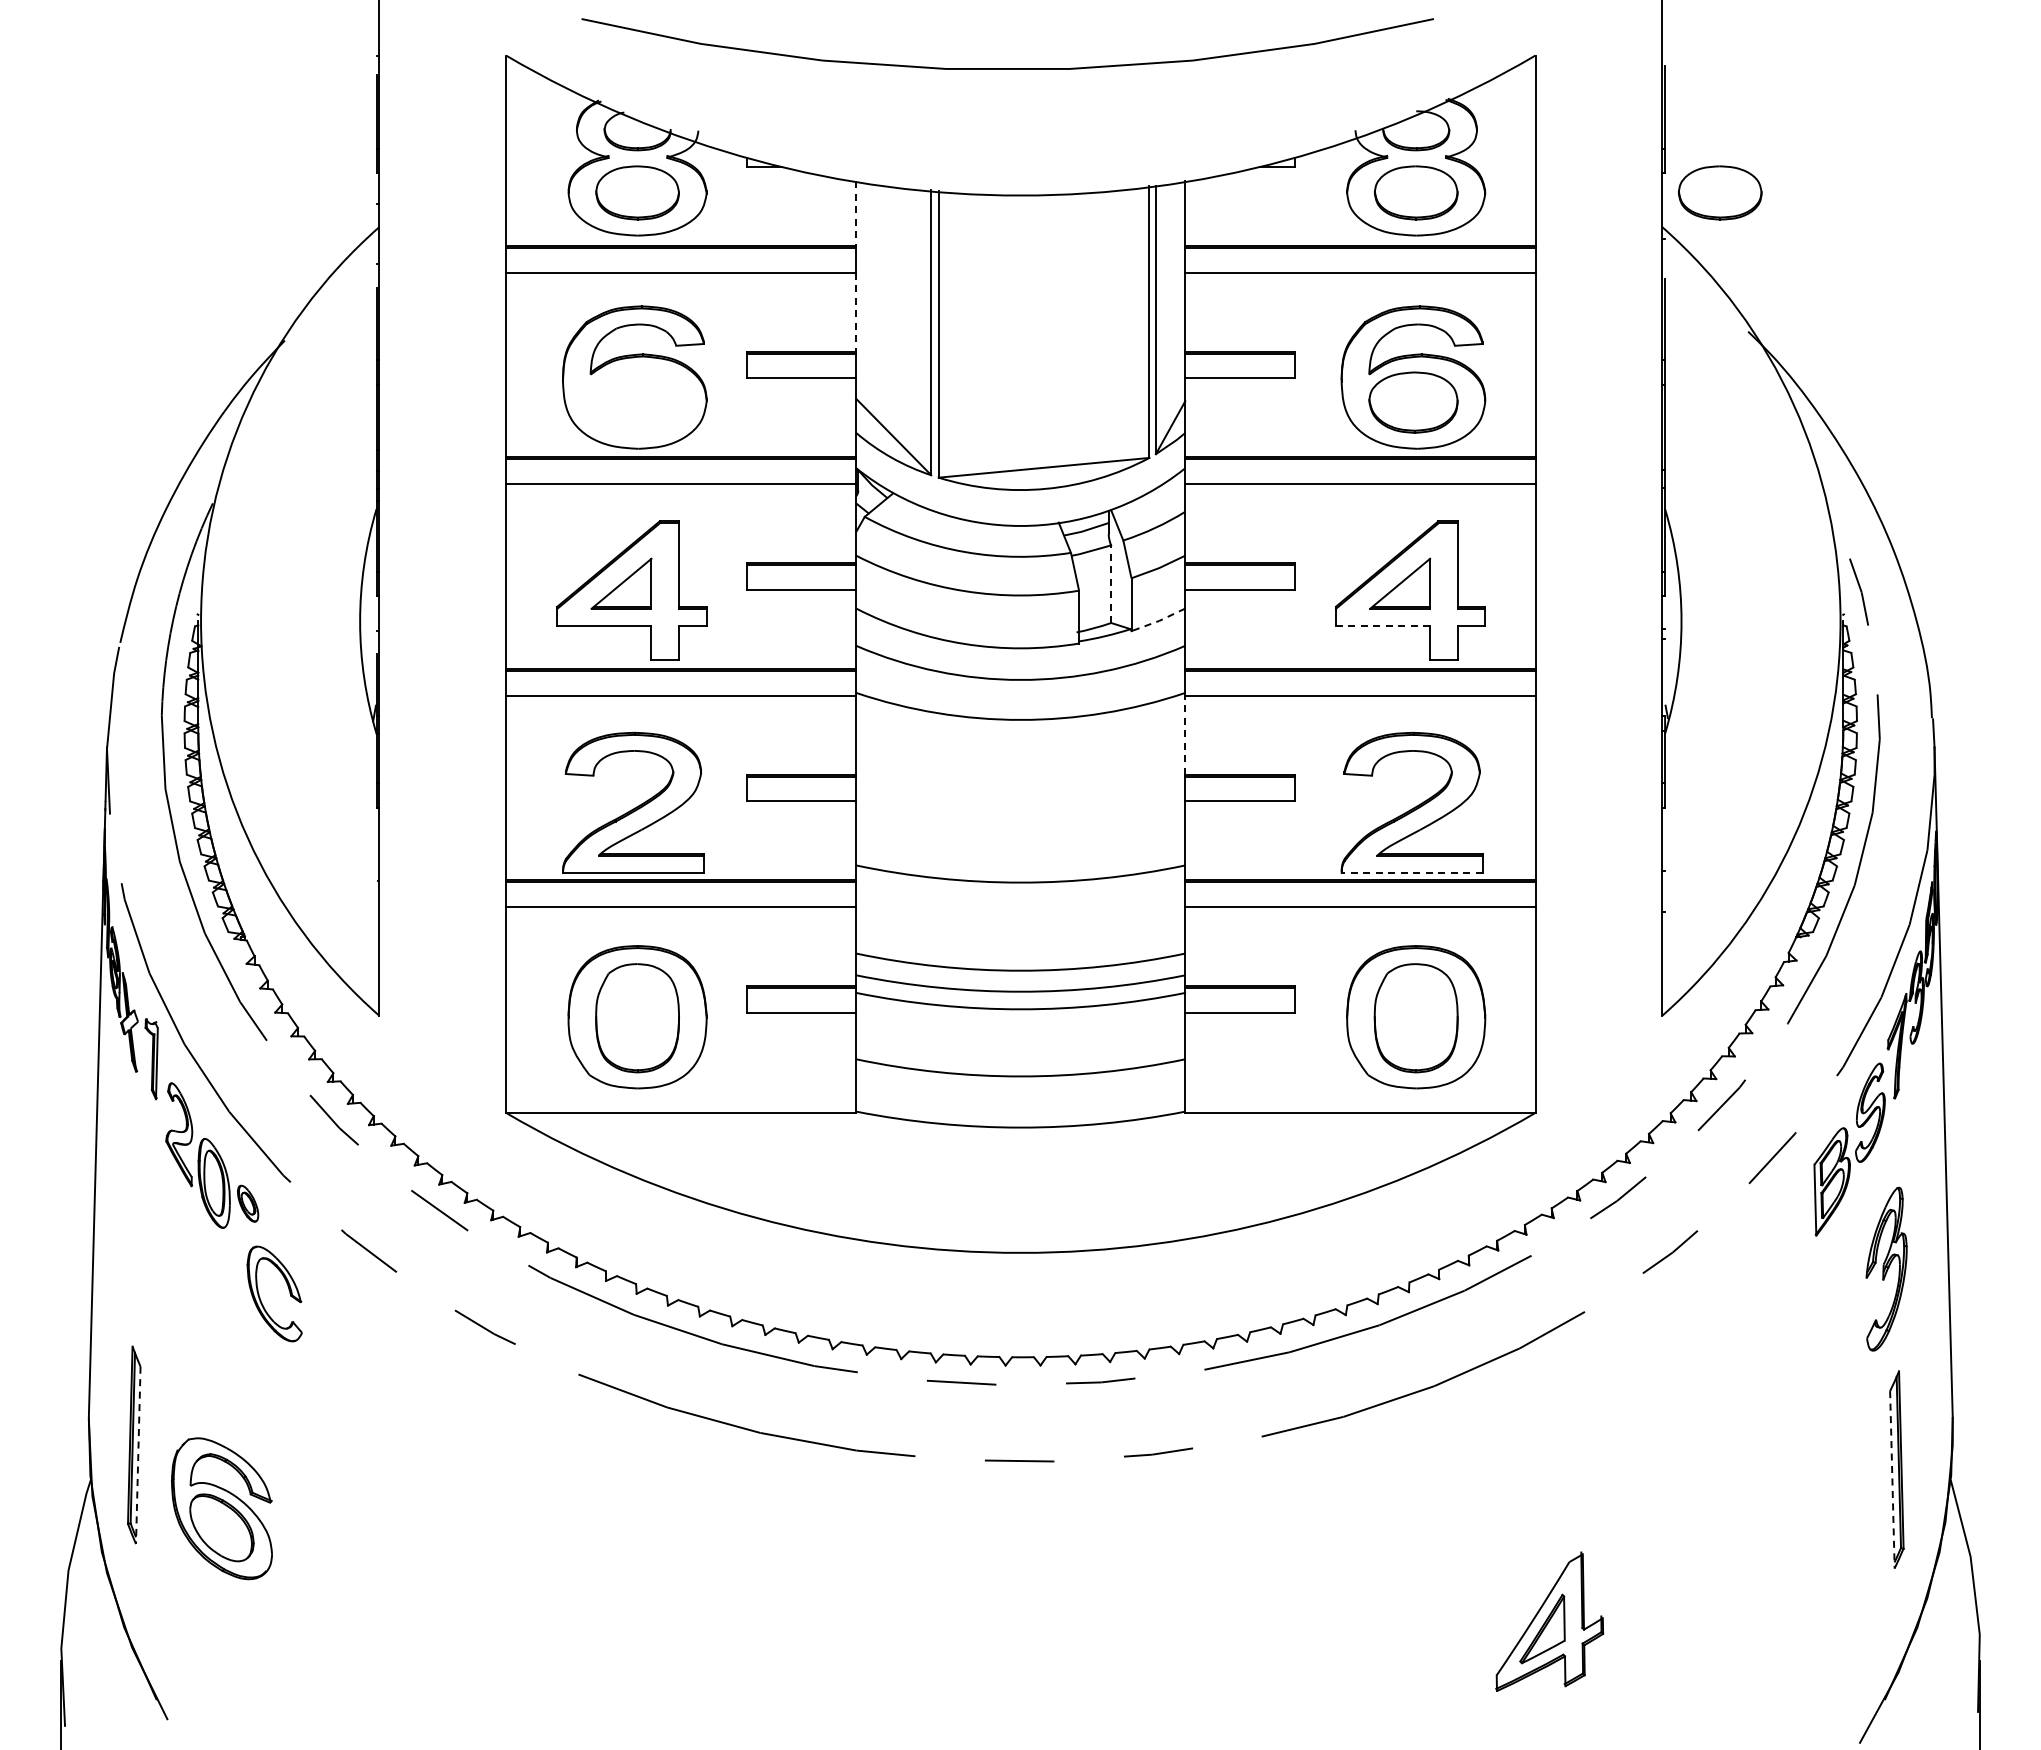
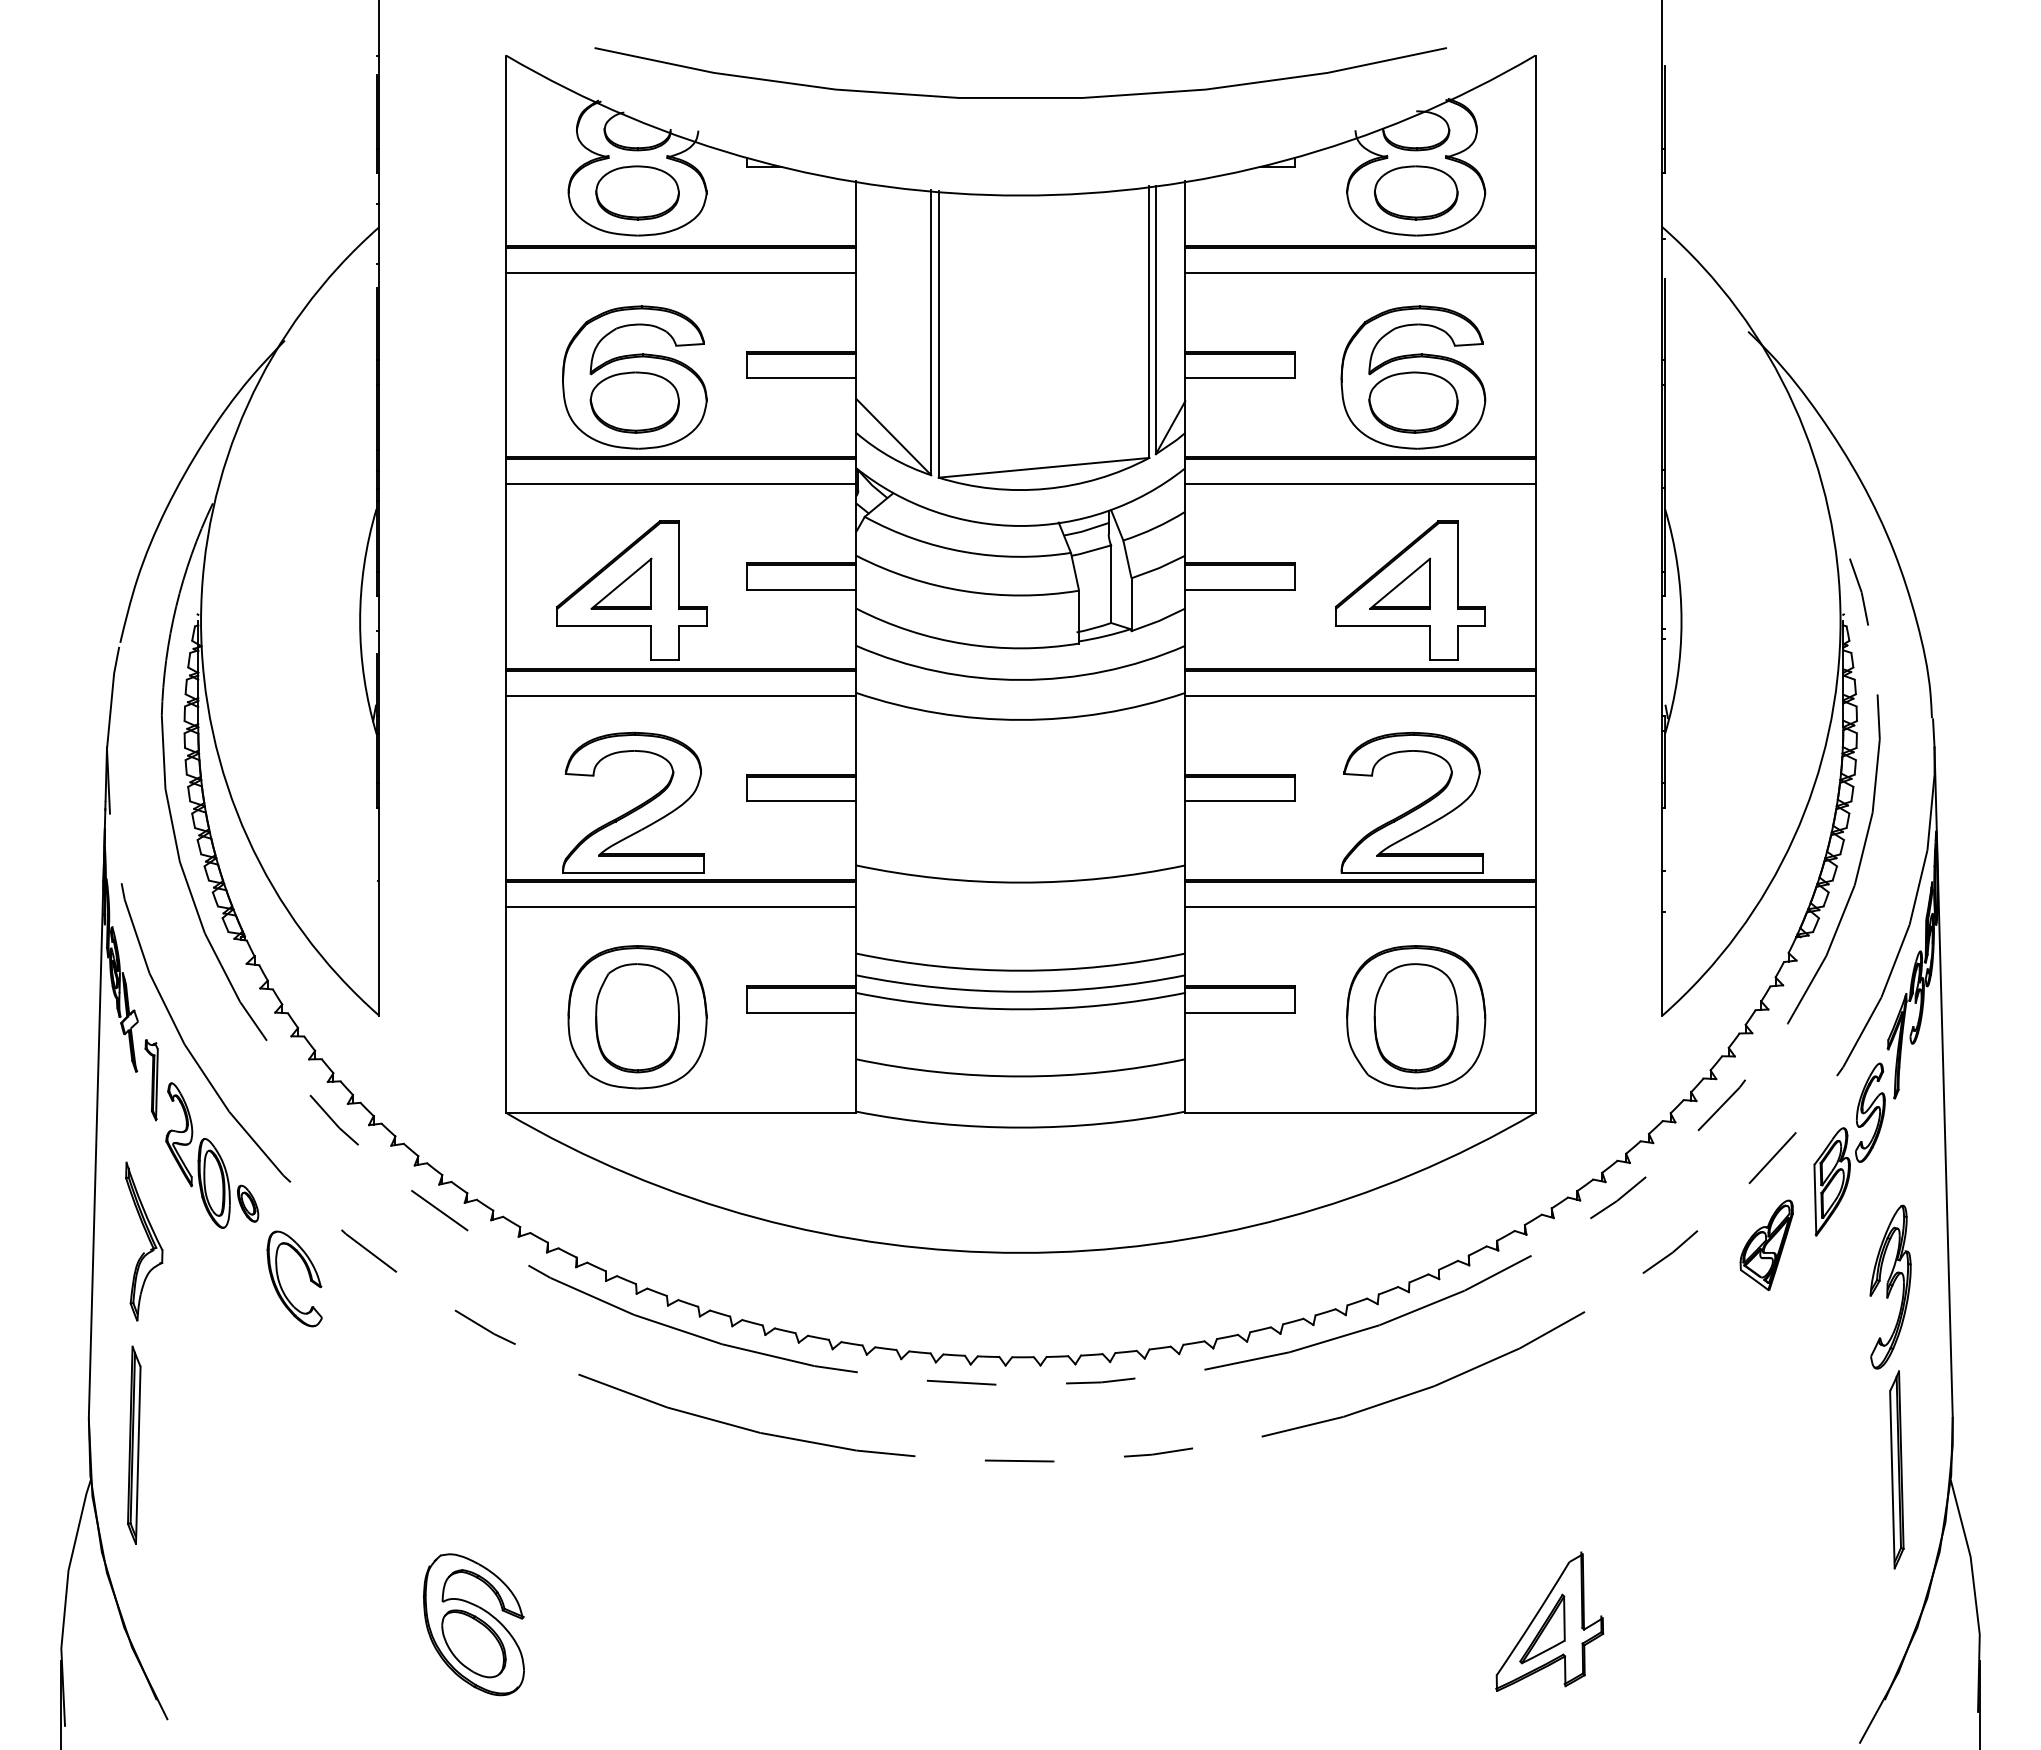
curve position: (1007, 68) -> (1020, 97) (1020, 97)
part: present -> none (1720, 192)
line: dashed -> solid (856, 214)
line: dashed -> solid (856, 312)
part: none -> present (634, 402)
line: dashed -> solid (1111, 584)
line: dashed -> solid (1159, 620)
line: dashed -> solid (1383, 626)
line: dashed -> solid (1185, 734)
line: dashed -> solid (1411, 873)
part position: (151, 1059) -> (151, 1080) (151, 1080)
part: none -> present (144, 1241)
part: none -> present (1766, 1245)
part position: (1886, 1268) -> (1890, 1286) (1890, 1286)
part position: (288, 1290) -> (308, 1275) (308, 1275)
line: dashed -> solid (138, 1455)
line: dashed -> solid (1892, 1479)
part position: (221, 1508) -> (473, 1624) (473, 1624)
